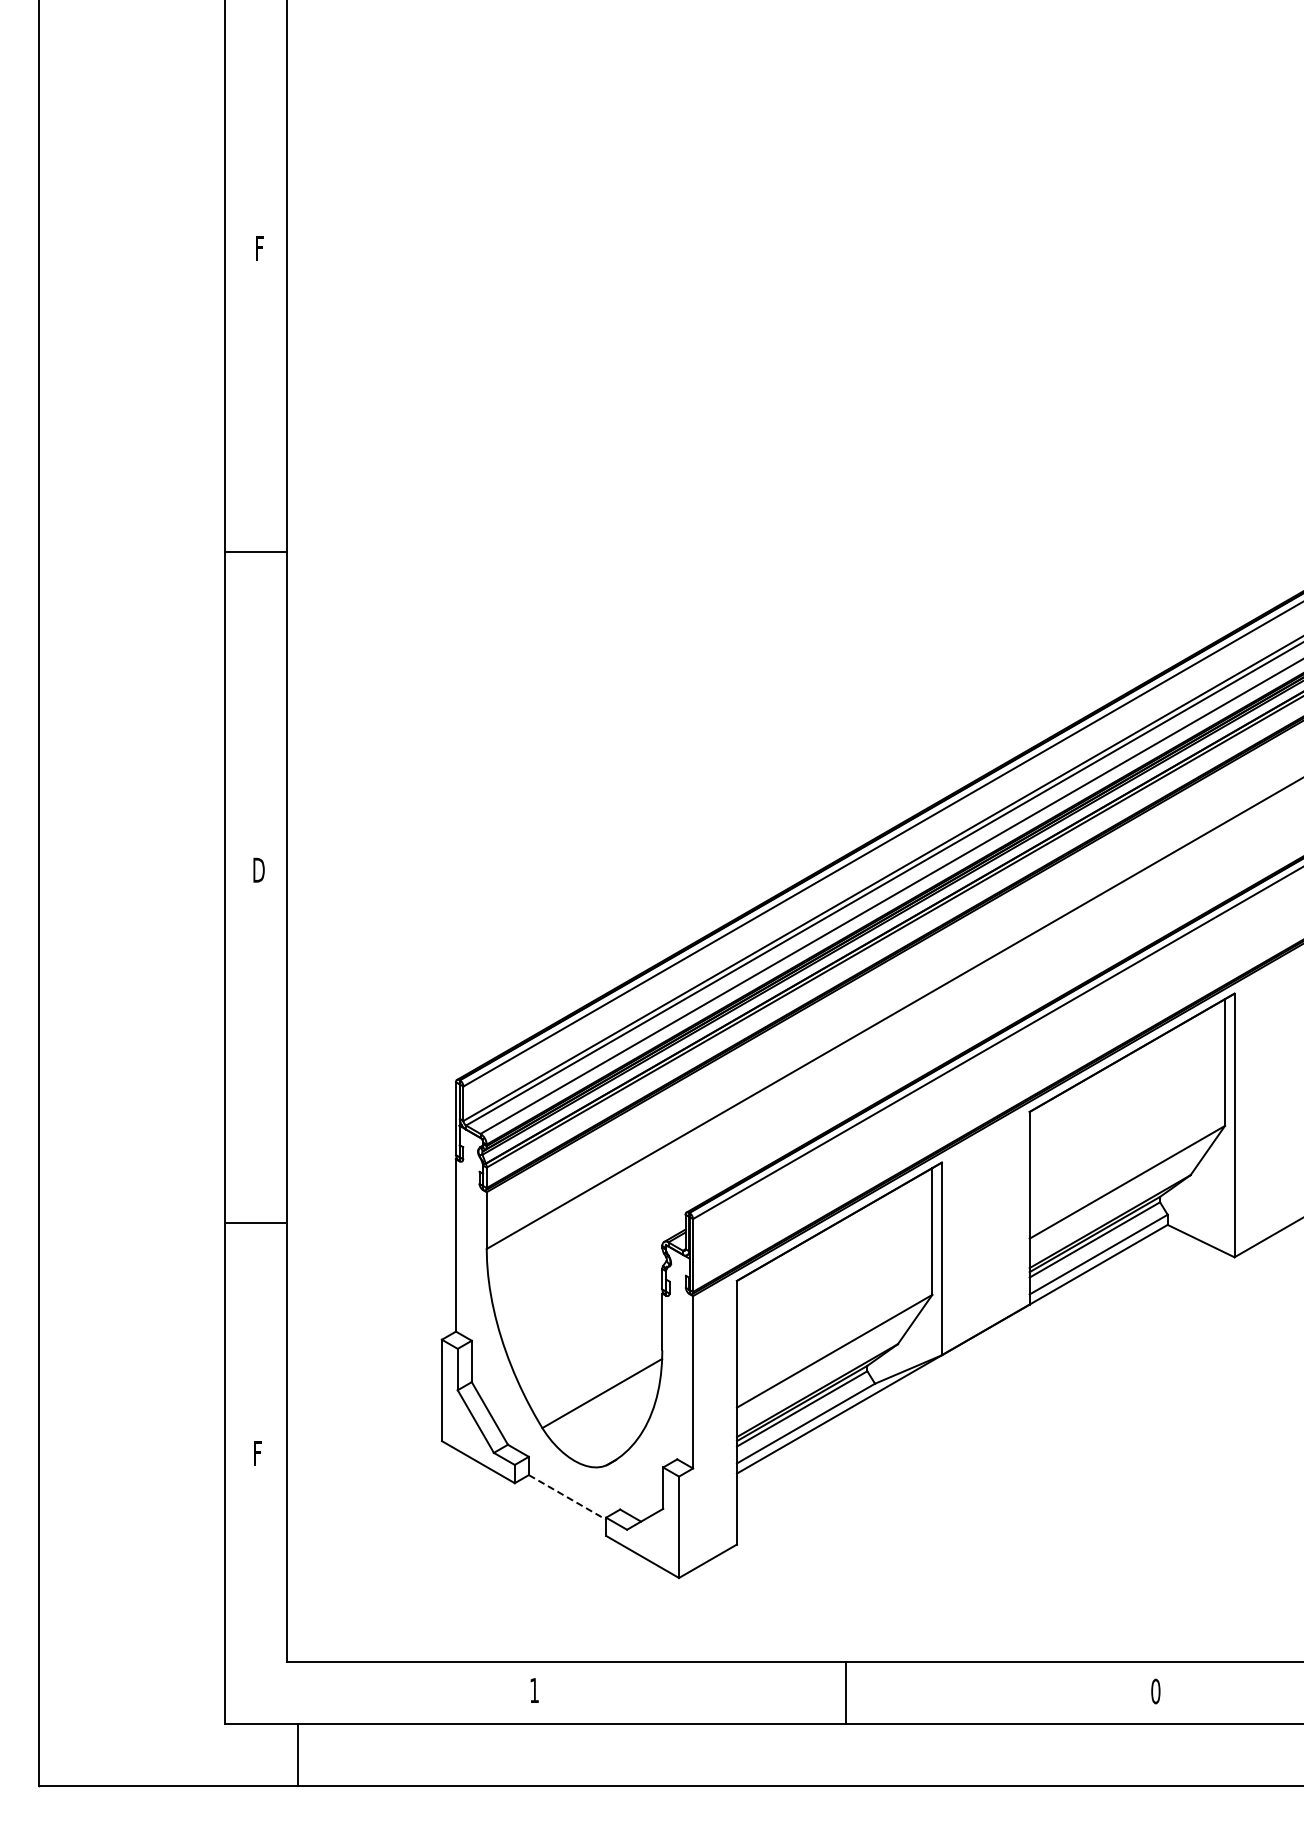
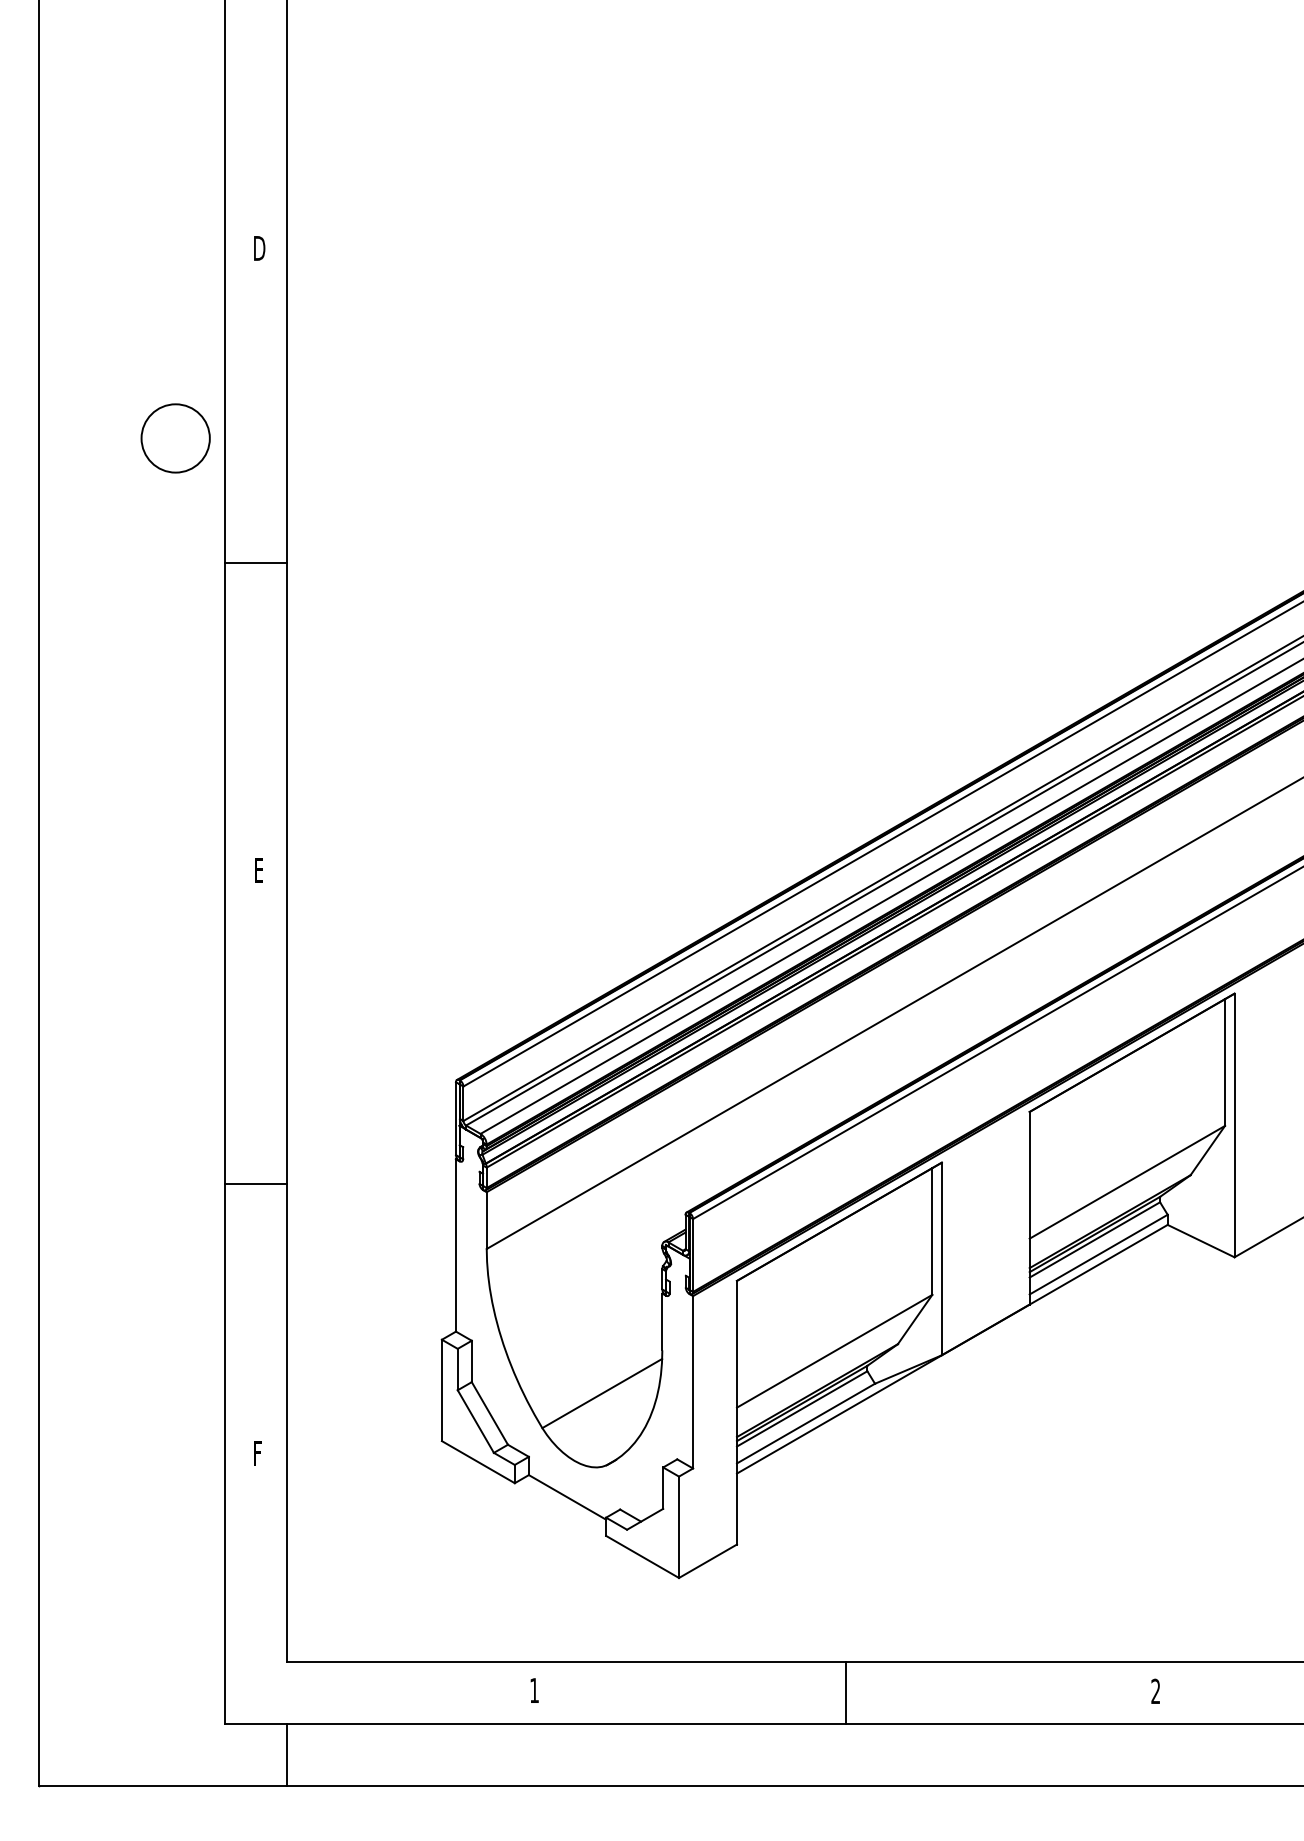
text: F -> D (259, 248)
circle: none -> present (175, 438)
line position: (256, 551) -> (256, 562) (256, 562)
text: D -> E (258, 869)
line position: (256, 1222) -> (256, 1183) (256, 1183)
line: dashed -> solid (567, 1497)
text: 0 -> 2 (1155, 1691)
line position: (298, 1754) -> (287, 1754) (287, 1754)
